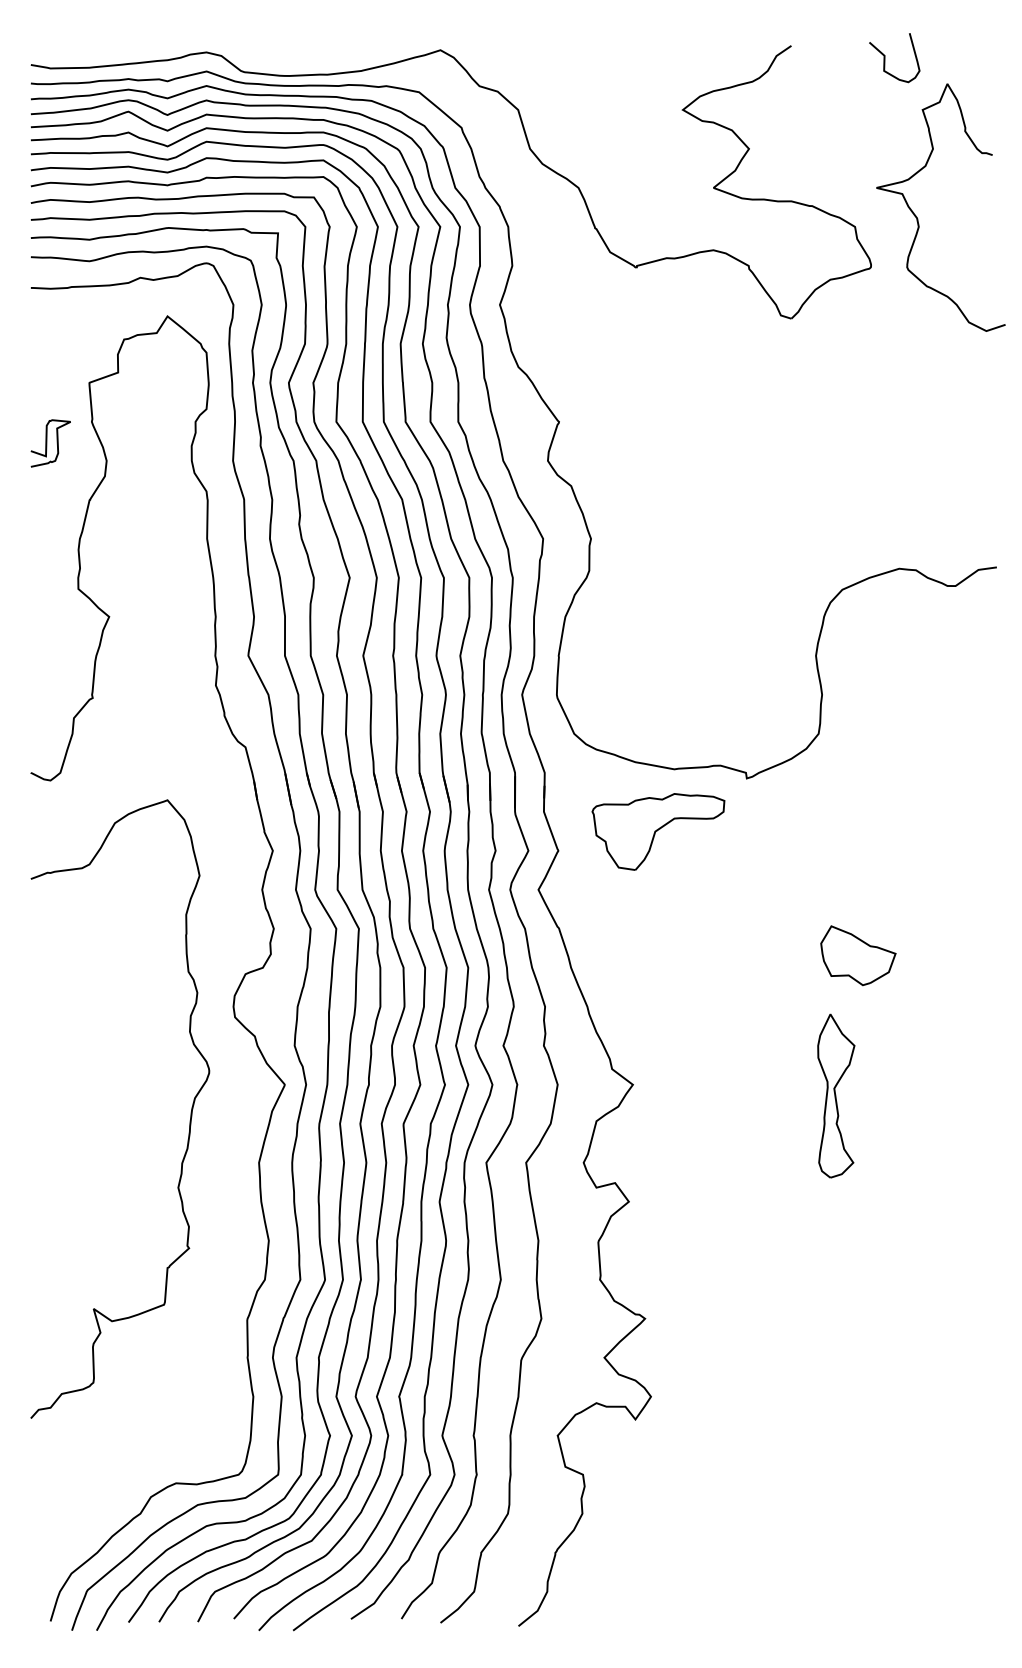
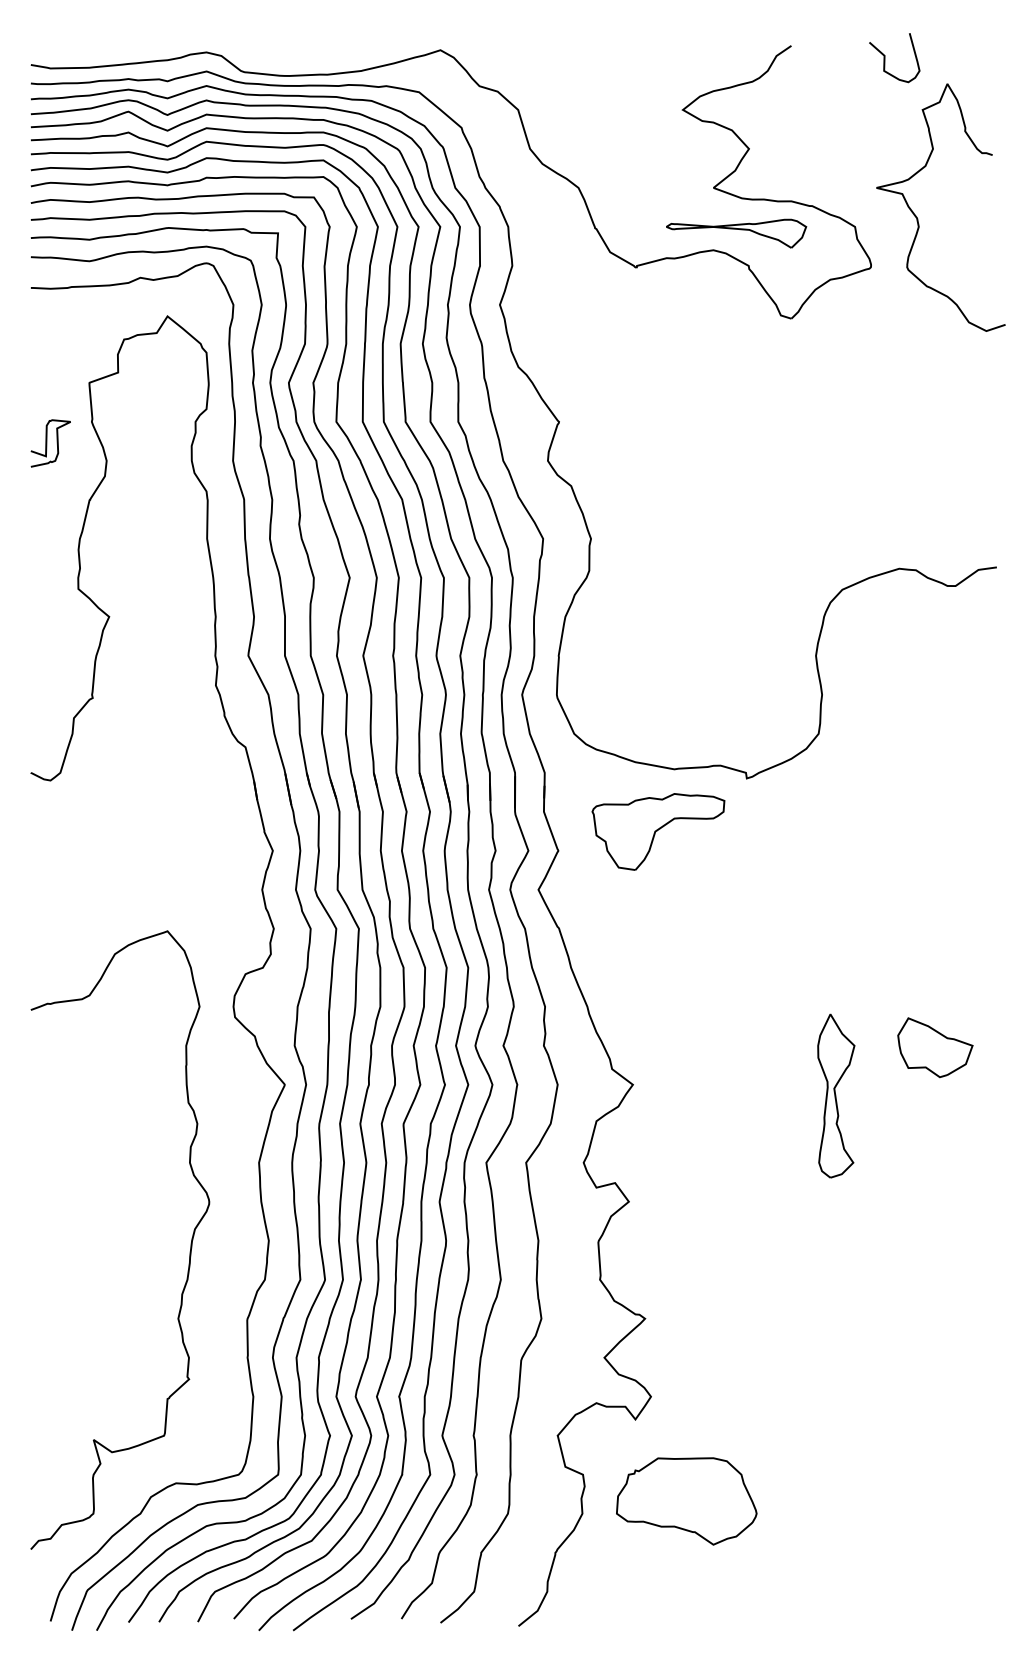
part: none -> present (736, 233)
part position: (858, 955) -> (935, 1047) (935, 1047)
curve position: (189, 1120) -> (189, 1251) (189, 1251)
part: none -> present (686, 1501)
